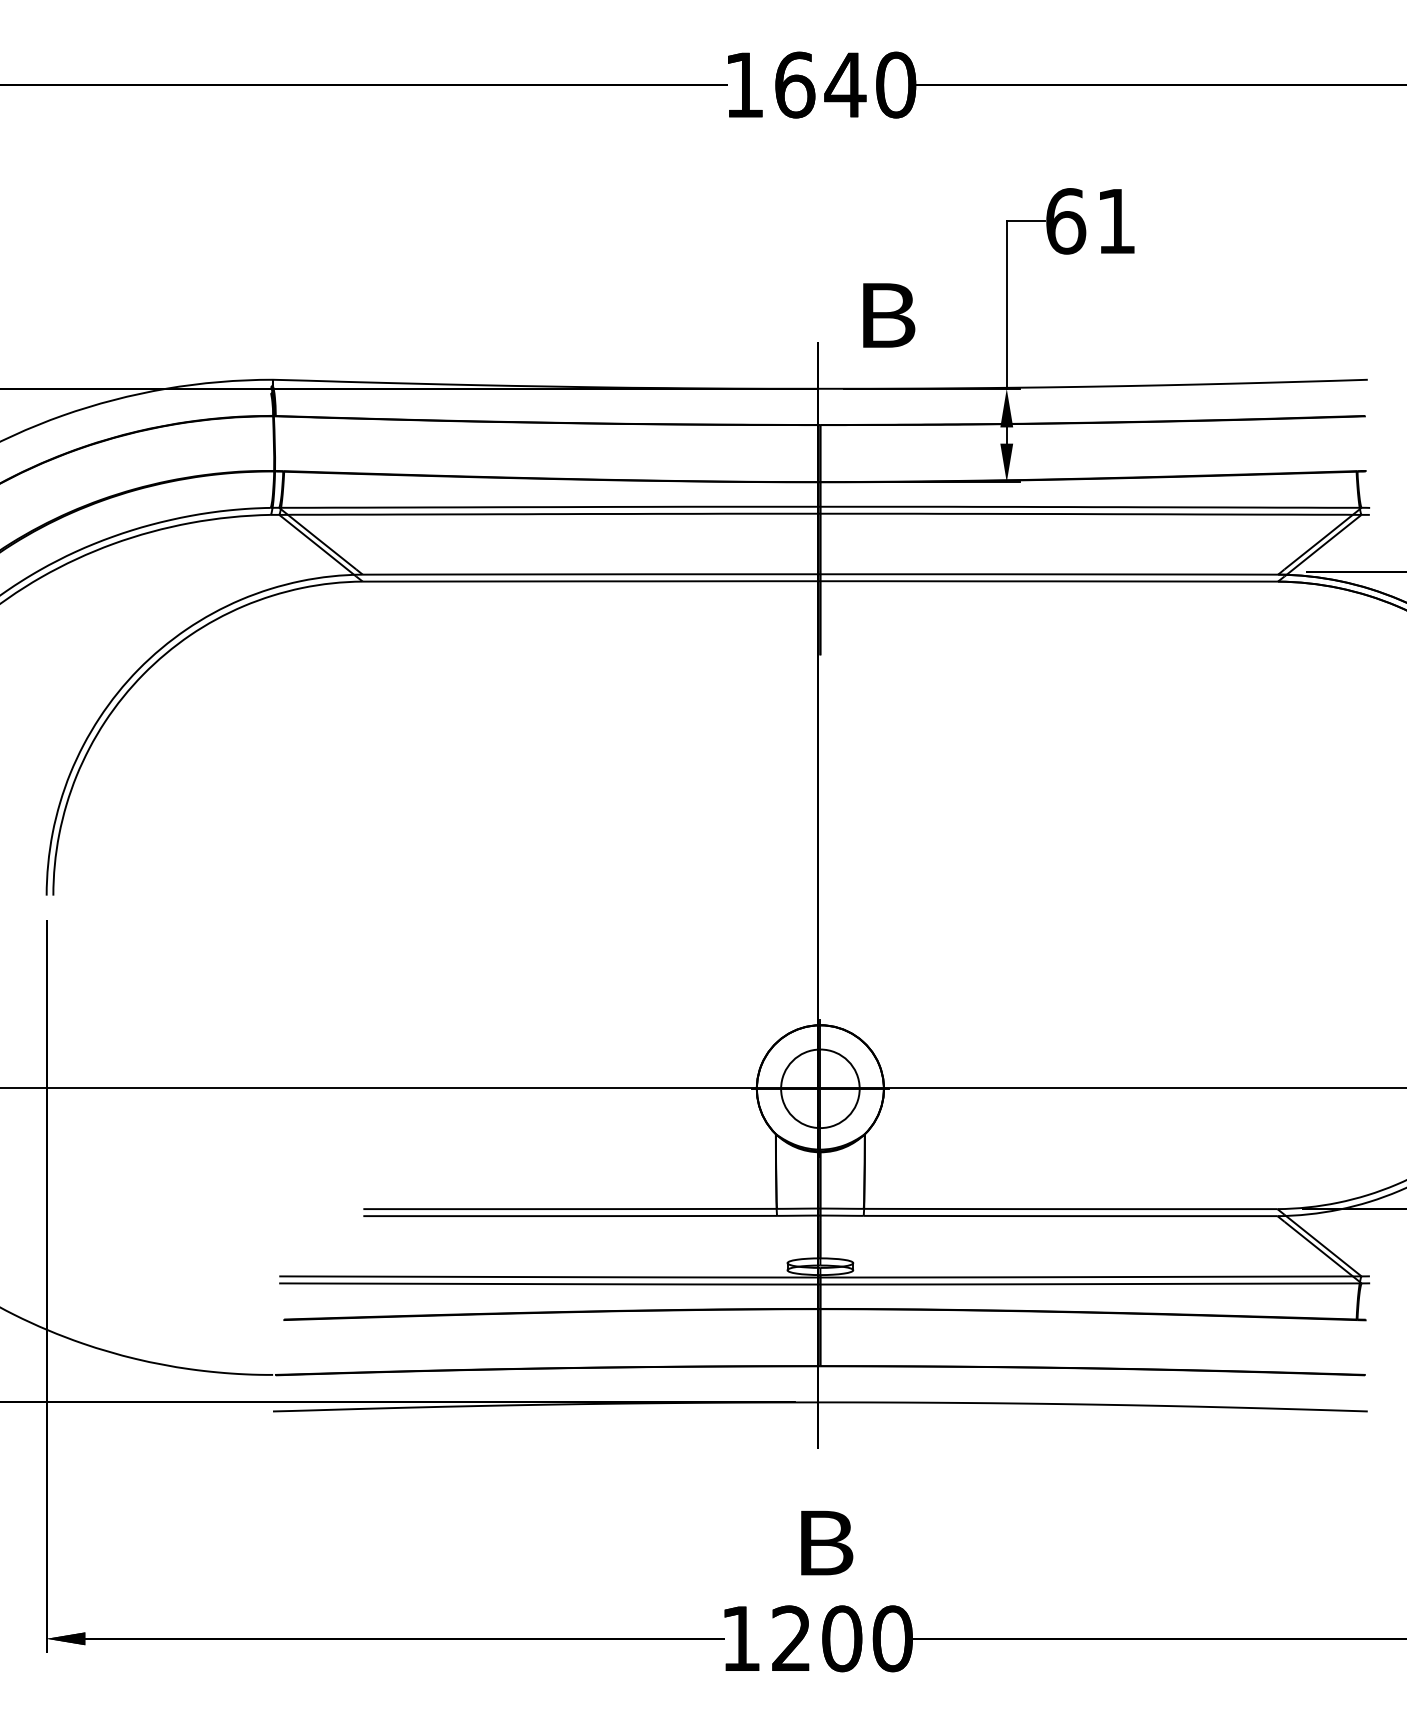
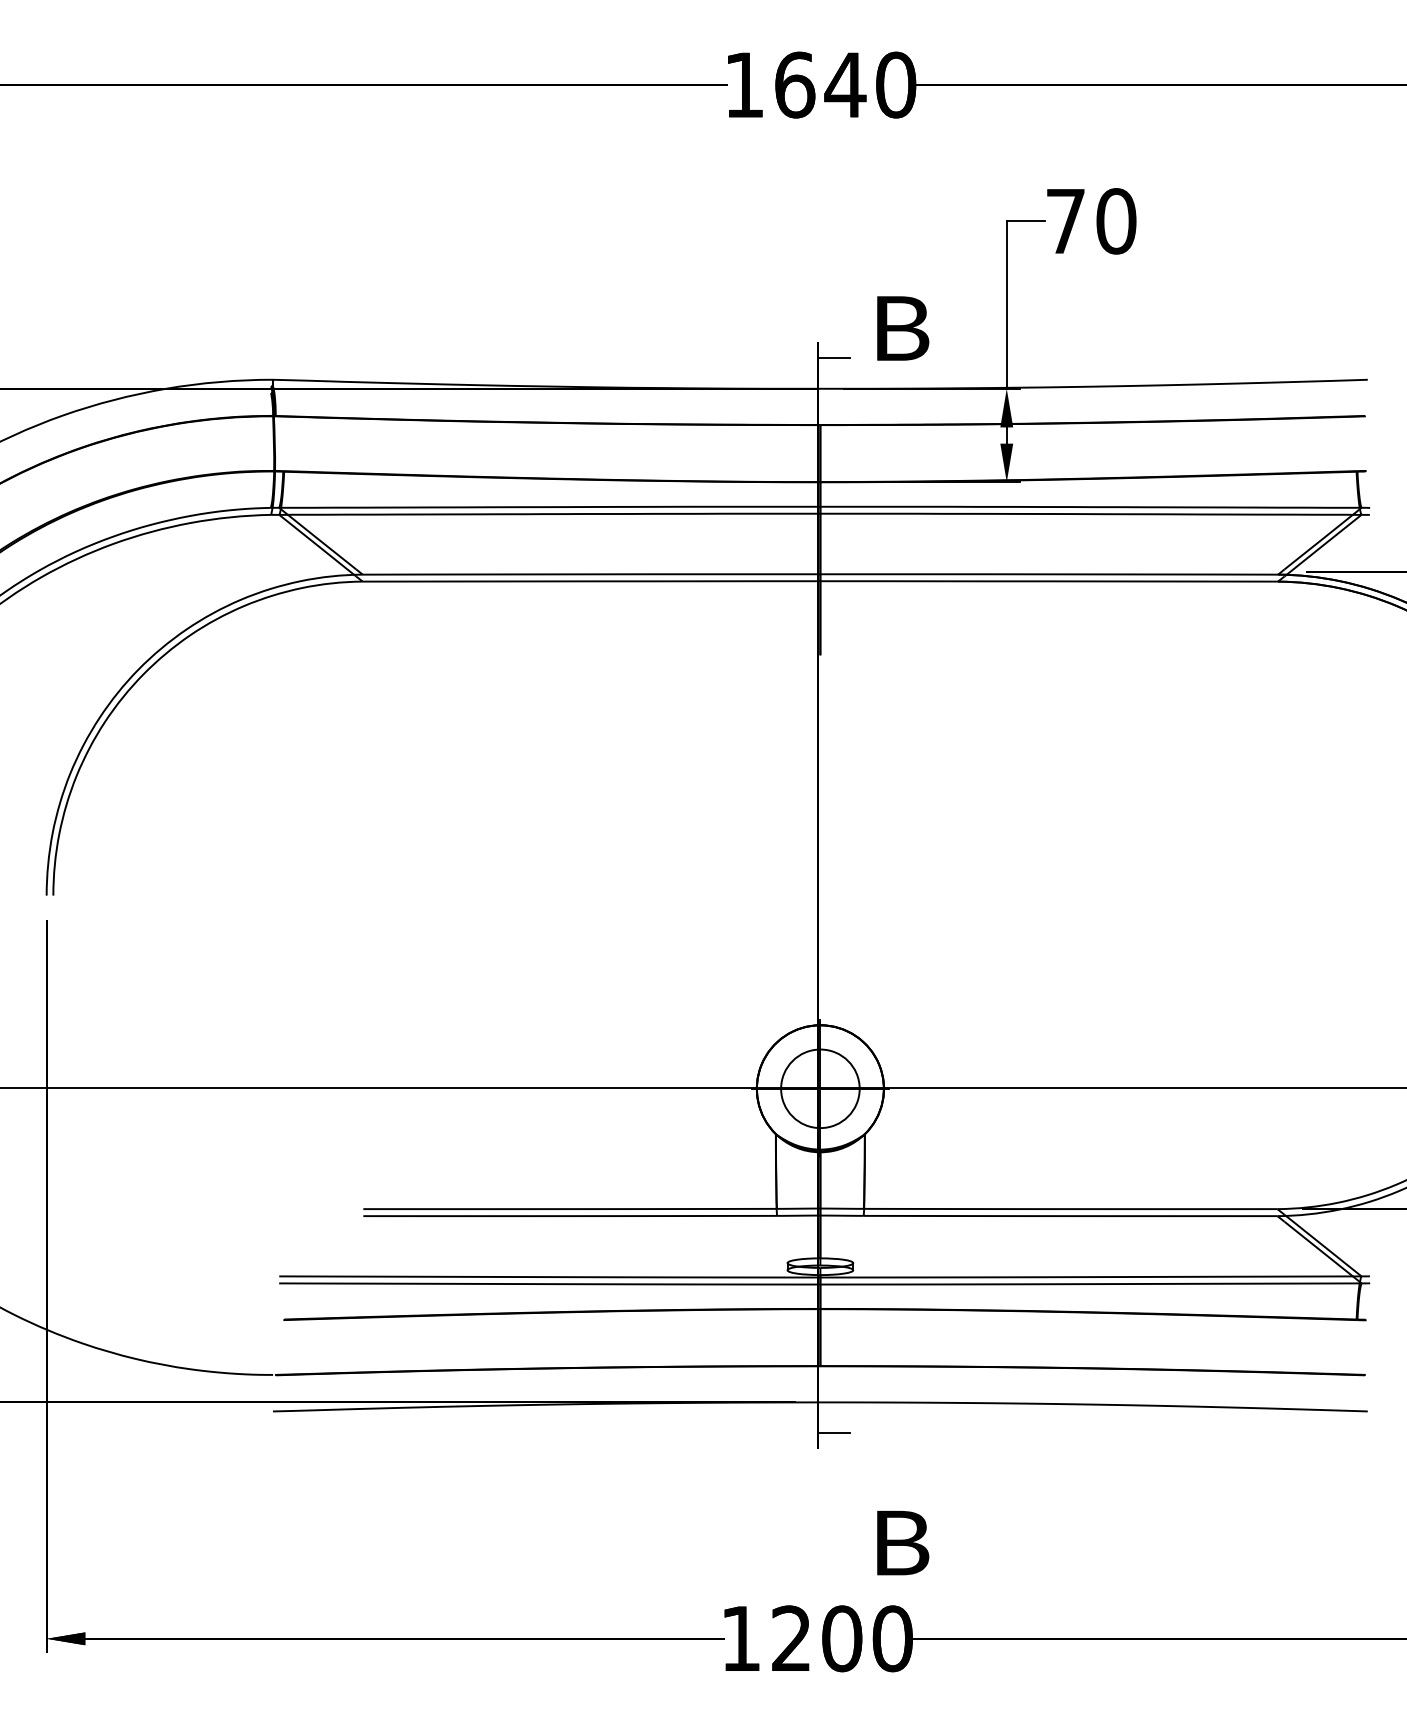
text: 61 -> 70 (1091, 221)
text position: (889, 315) -> (903, 328) (903, 328)
line: none -> present (834, 358)
line: none -> present (834, 1433)
text position: (827, 1543) -> (903, 1543) (903, 1543)
